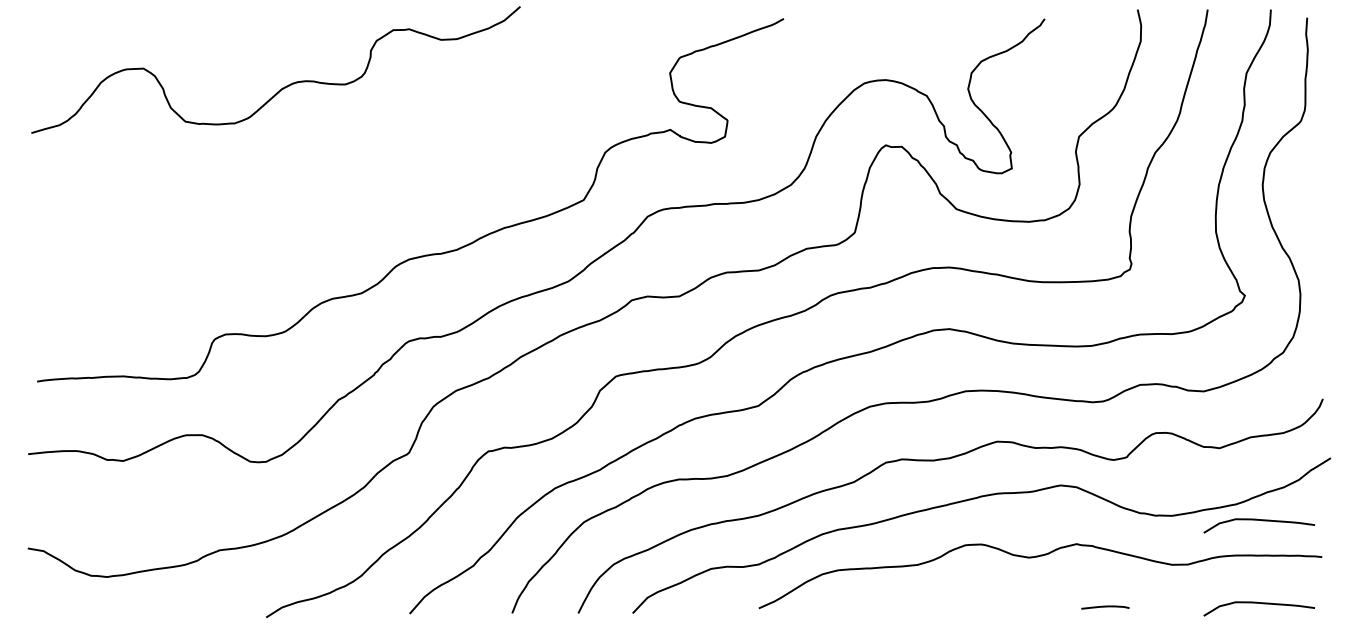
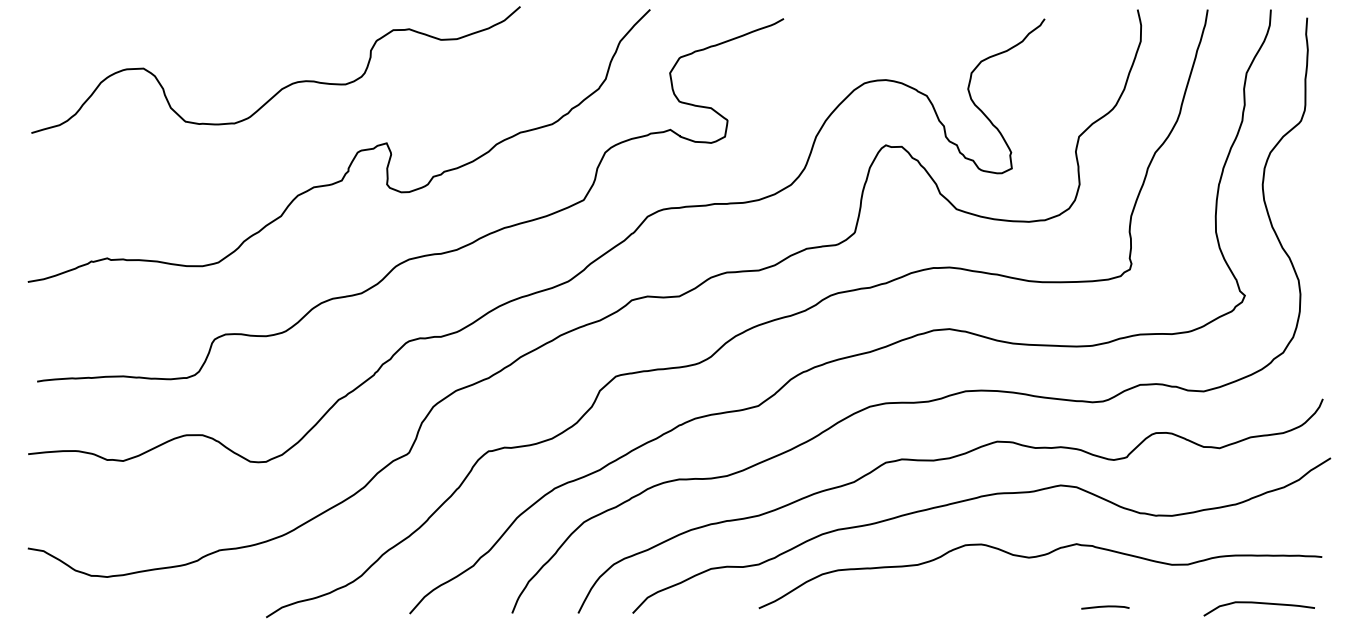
curve: none -> present (354, 155)
curve: present -> none (1258, 520)
